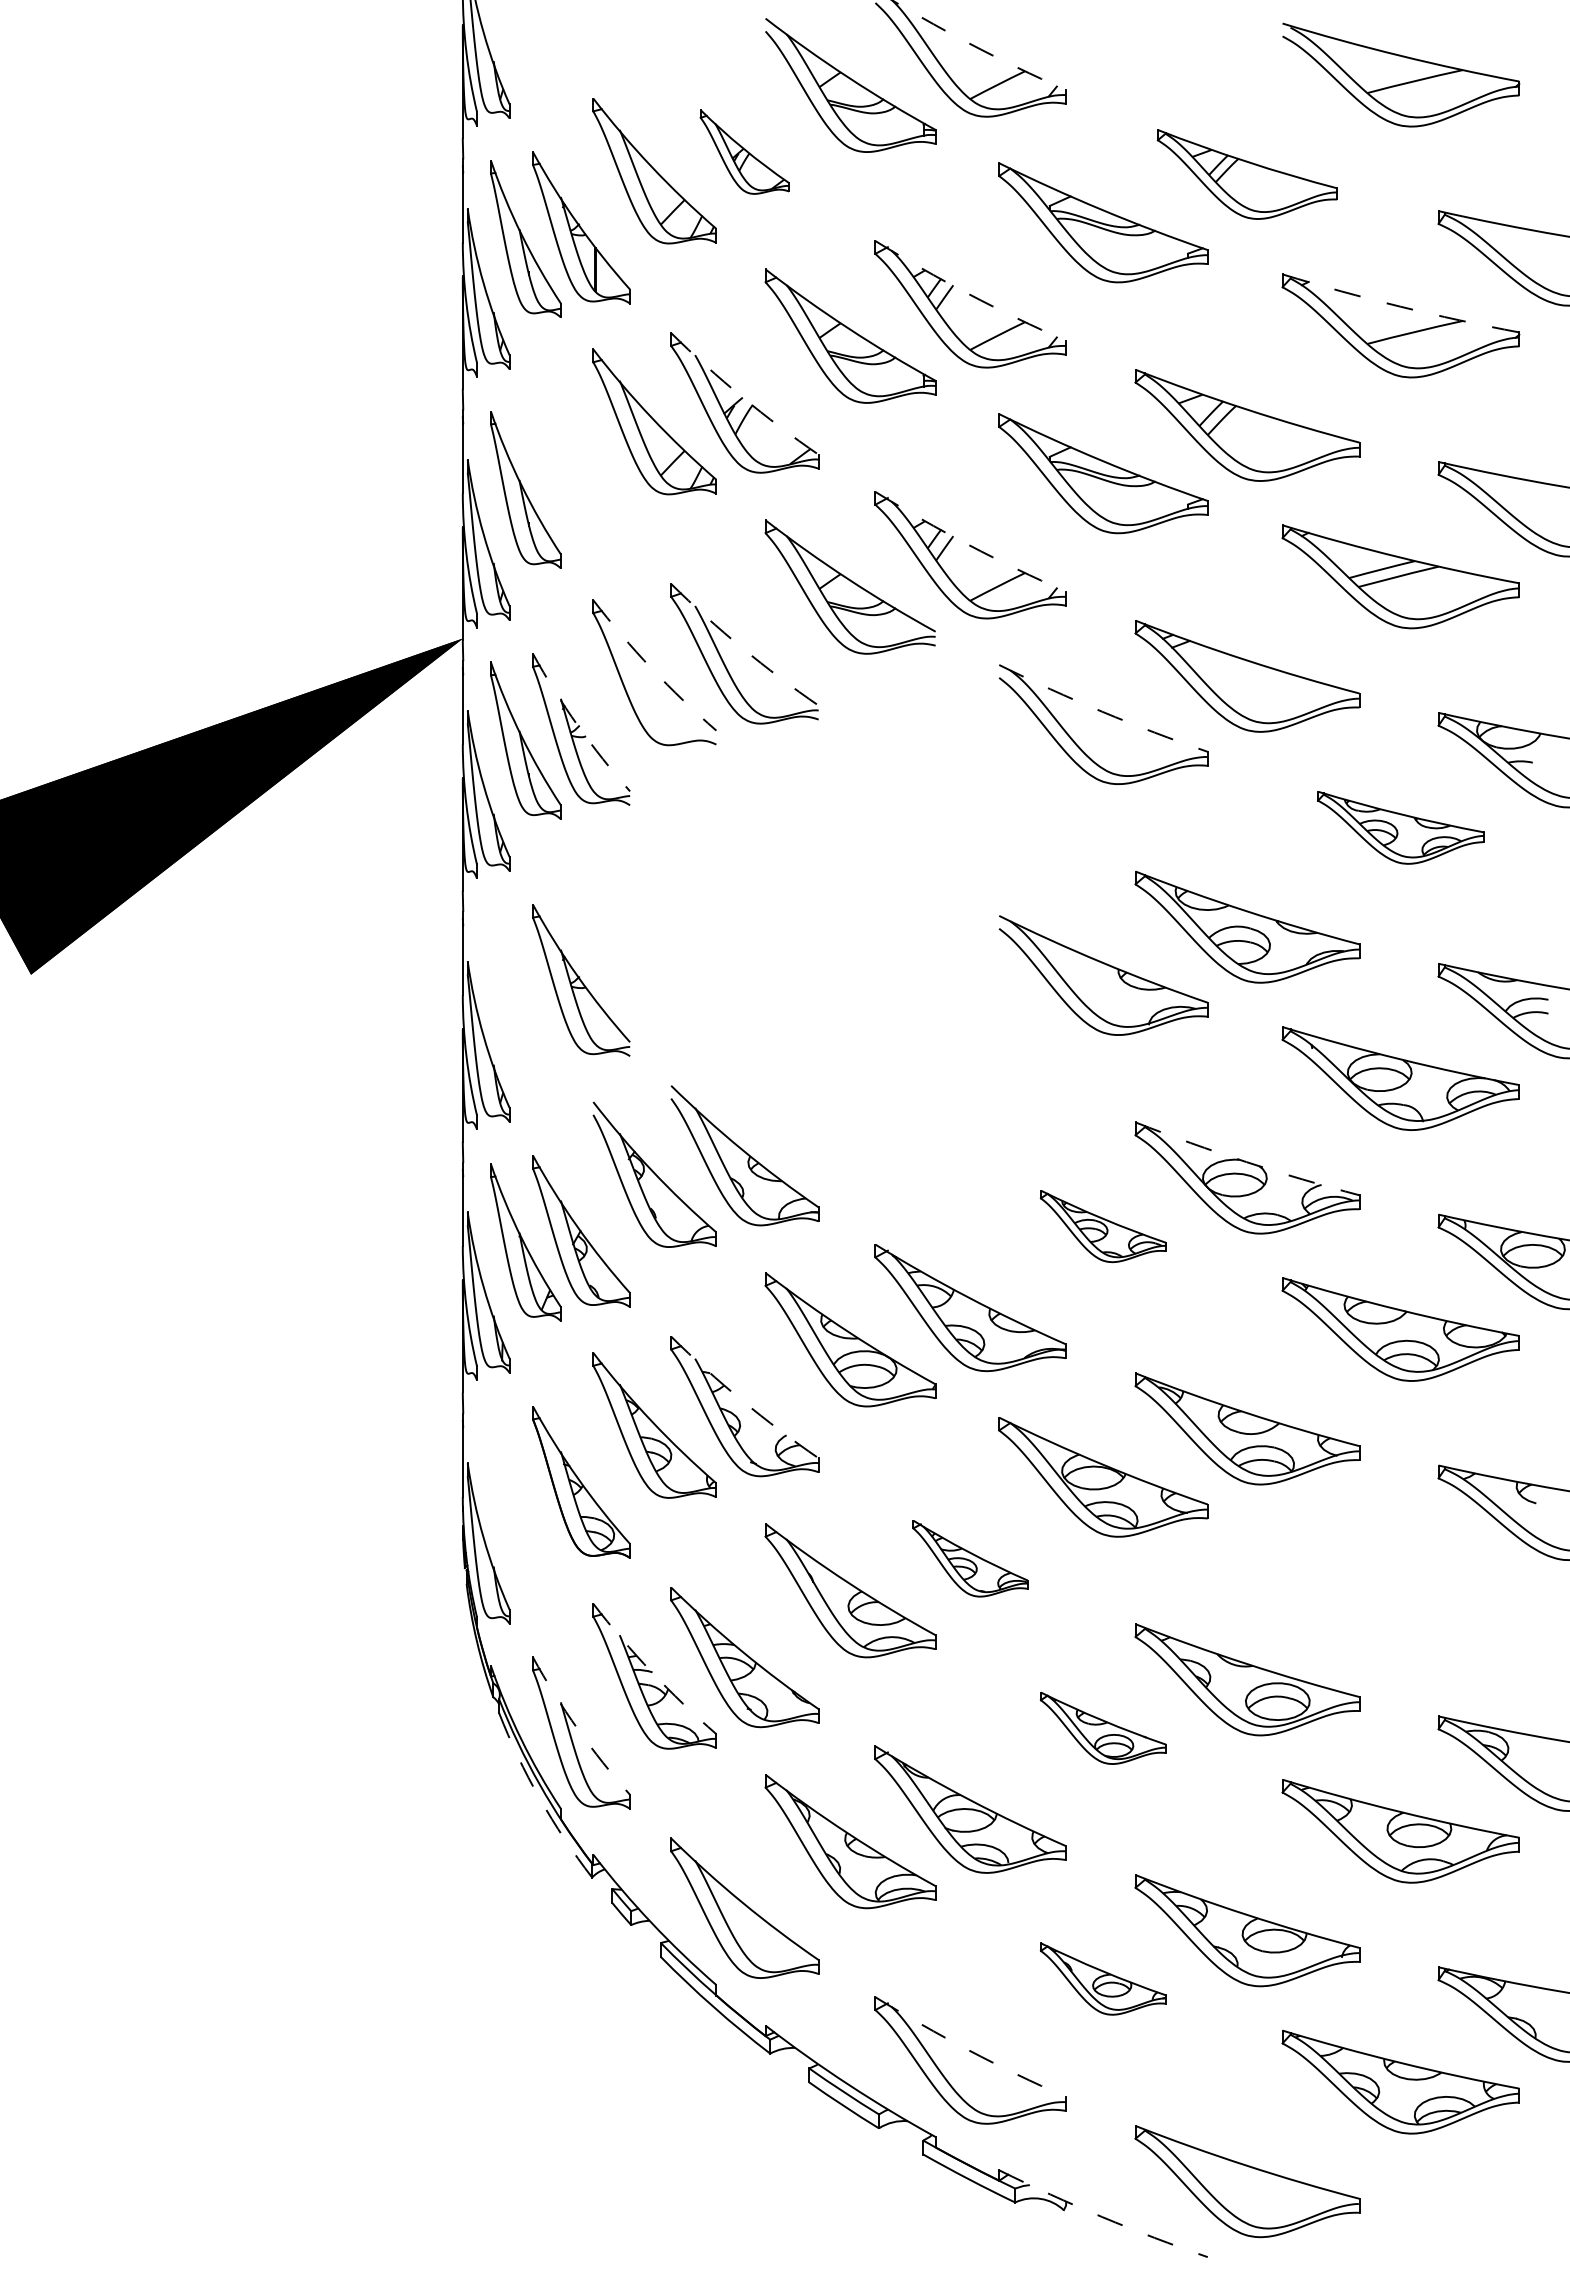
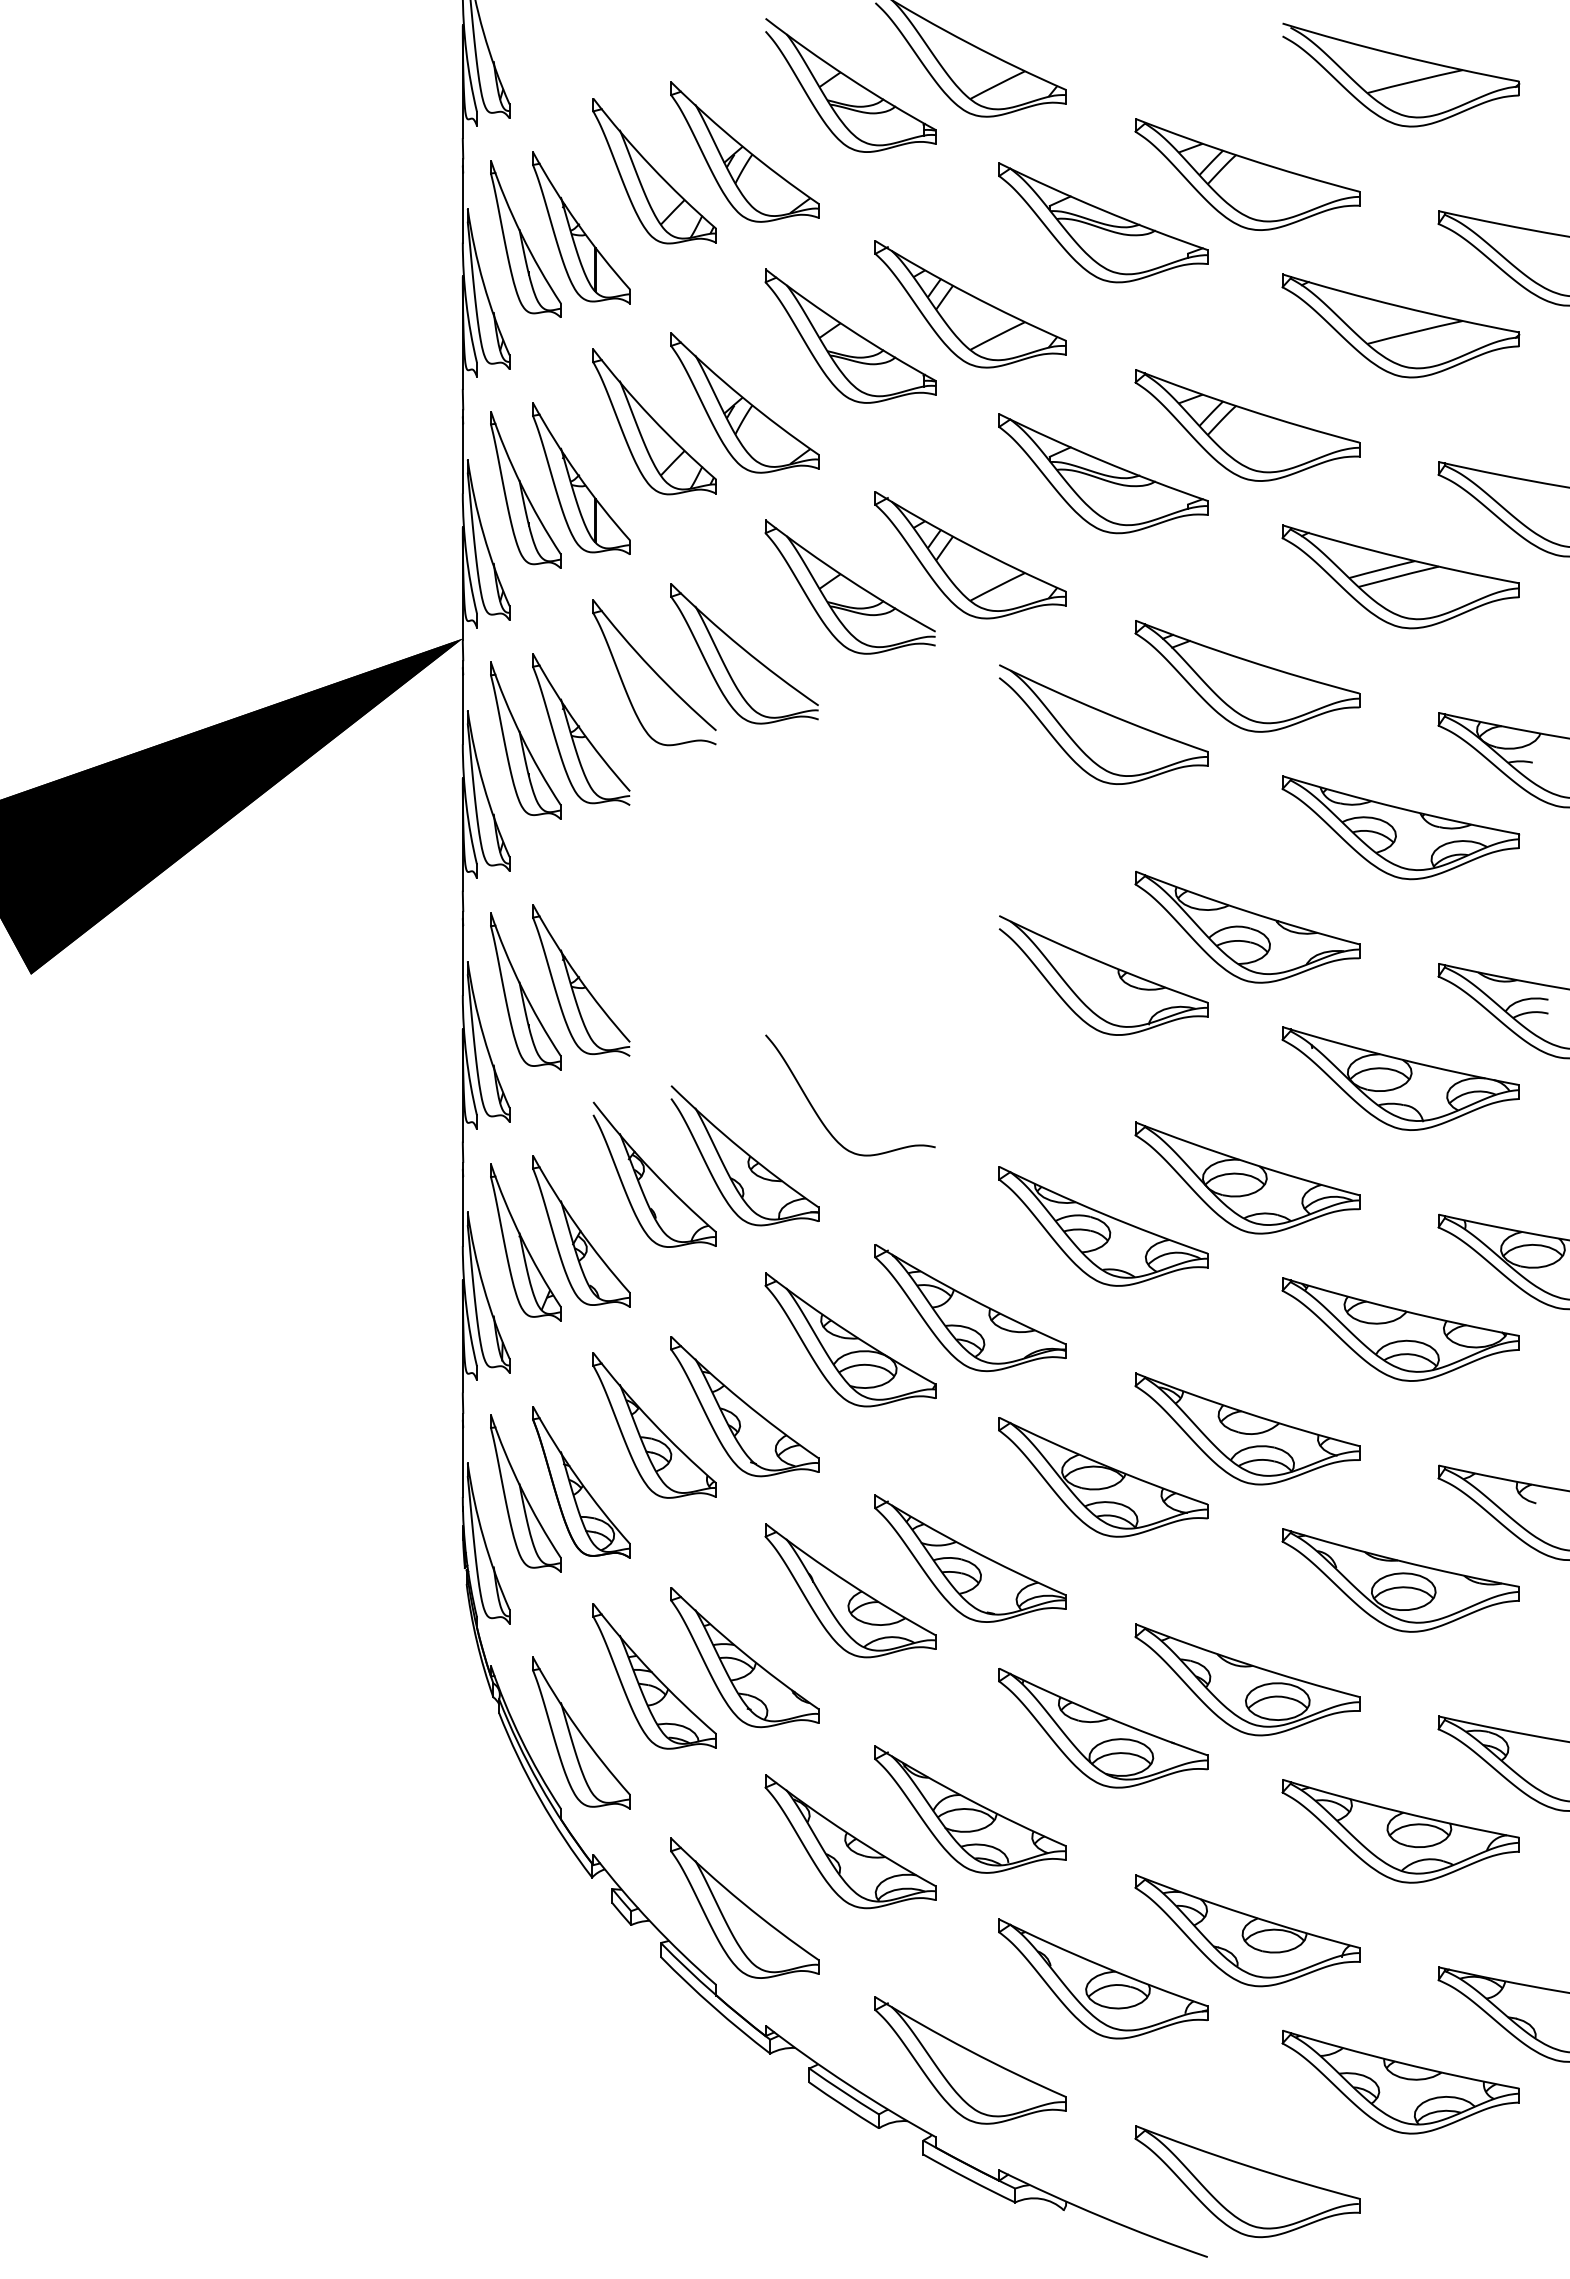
arc: dashed -> solid (977, 47)
part size: 91x86 px -> 150x142 px (744, 151)
part size: 182x91 px -> 227x113 px (1247, 174)
arc: dashed -> solid (968, 294)
arc: dashed -> solid (1400, 306)
arc: dashed -> solid (742, 397)
part: none -> present (581, 478)
arc: dashed -> solid (968, 545)
arc: dashed -> solid (742, 648)
arc: dashed -> solid (651, 668)
arc: dashed -> solid (1102, 711)
arc: dashed -> solid (577, 725)
part size: 168x74 px -> 240x106 px (1400, 827)
part: none -> present (525, 991)
curve: none -> present (818, 1114)
arc: dashed -> solid (1246, 1162)
part size: 128x74 px -> 211x121 px (1103, 1226)
arc: dashed -> solid (742, 1400)
part: none -> present (525, 1493)
part size: 117x78 px -> 193x129 px (970, 1558)
part: none -> present (1400, 1580)
arc: dashed -> solid (651, 1672)
part size: 127x74 px -> 211x121 px (1103, 1728)
arc: dashed -> solid (577, 1728)
arc: dashed -> solid (539, 1798)
part size: 128x74 px -> 211x122 px (1103, 1978)
arc: dashed -> solid (968, 2050)
arc: dashed -> solid (1102, 2217)
